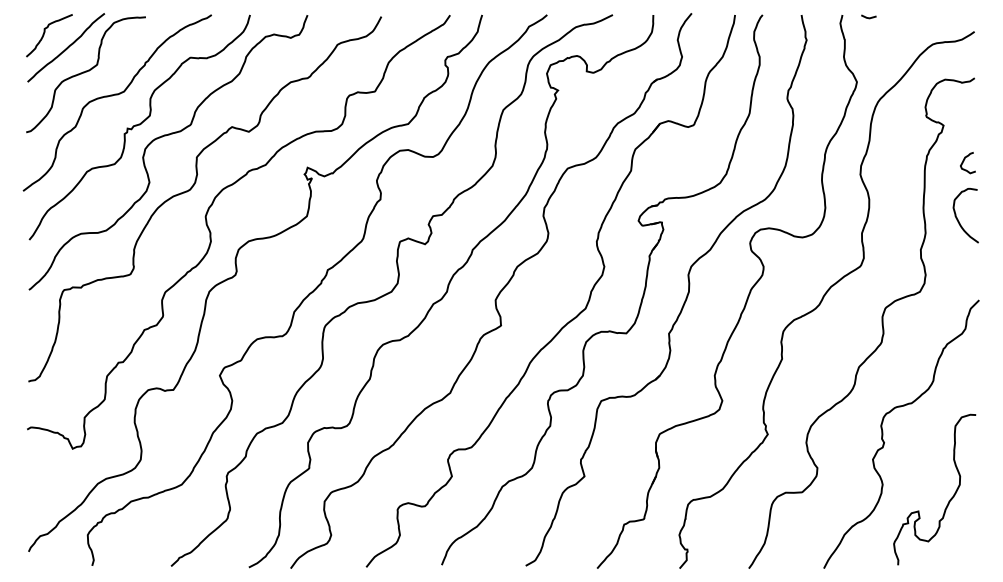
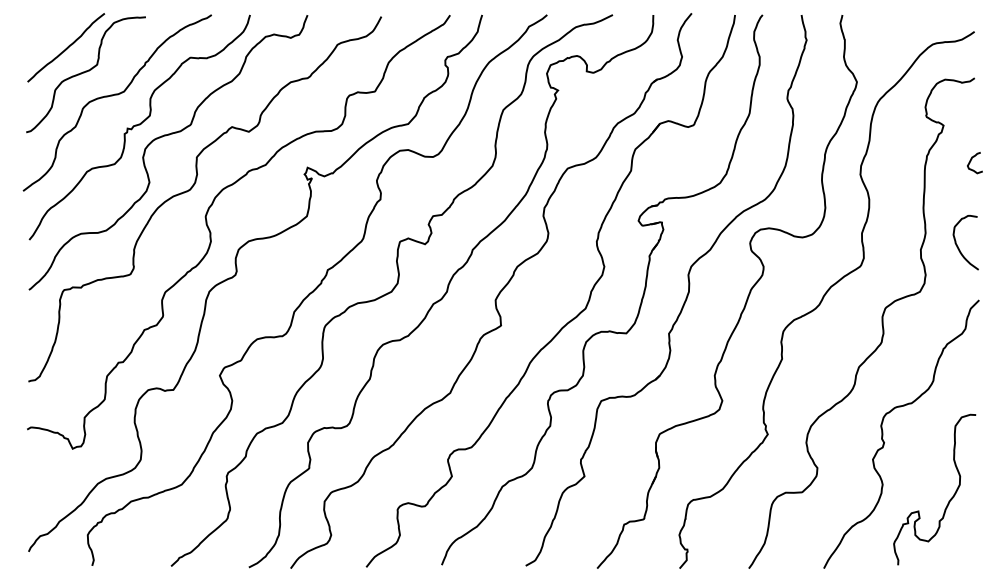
line: present -> none (868, 17)
curve: present -> none (45, 32)
curve position: (964, 161) -> (971, 161) (971, 161)
curve position: (958, 219) -> (958, 246) (958, 246)
